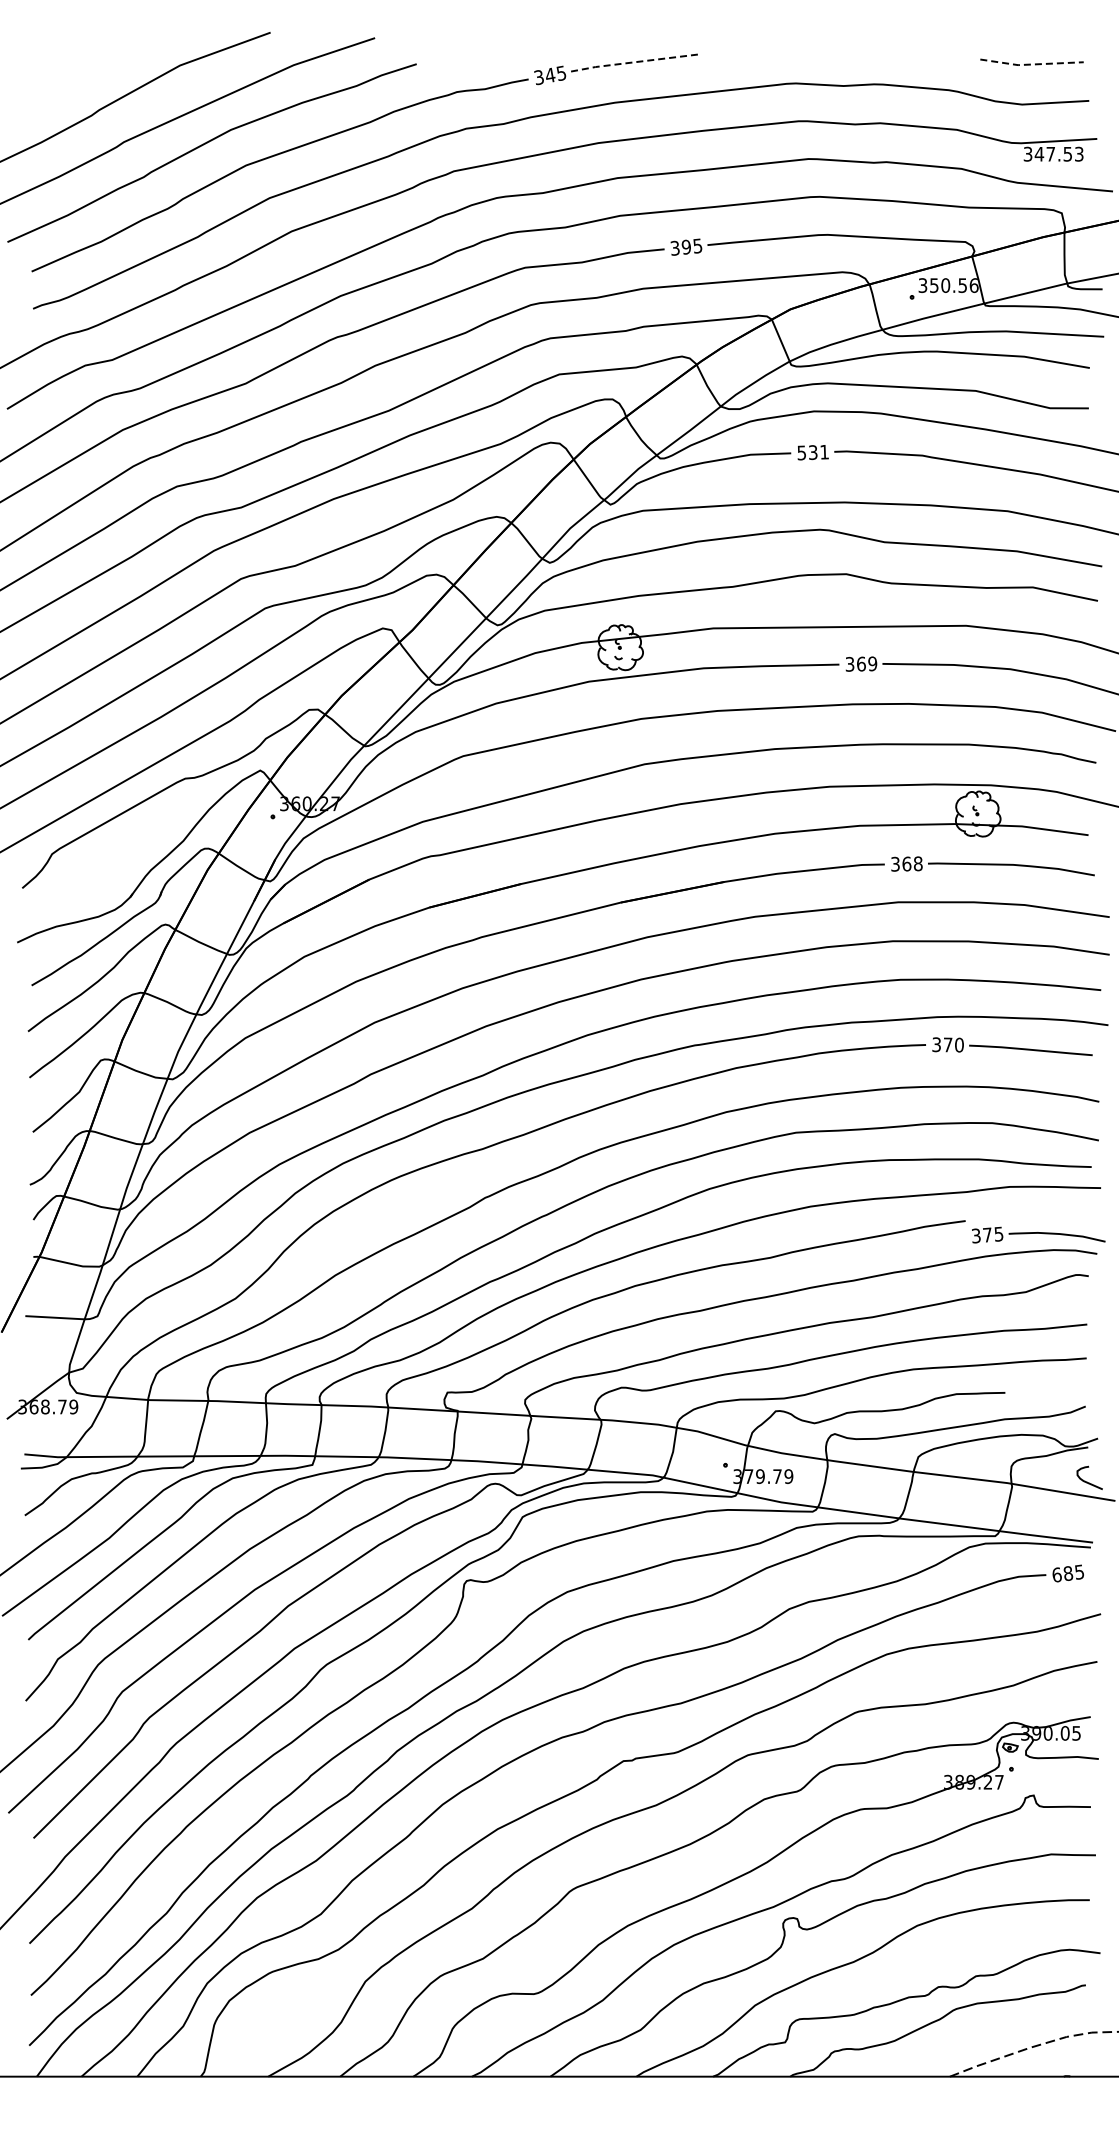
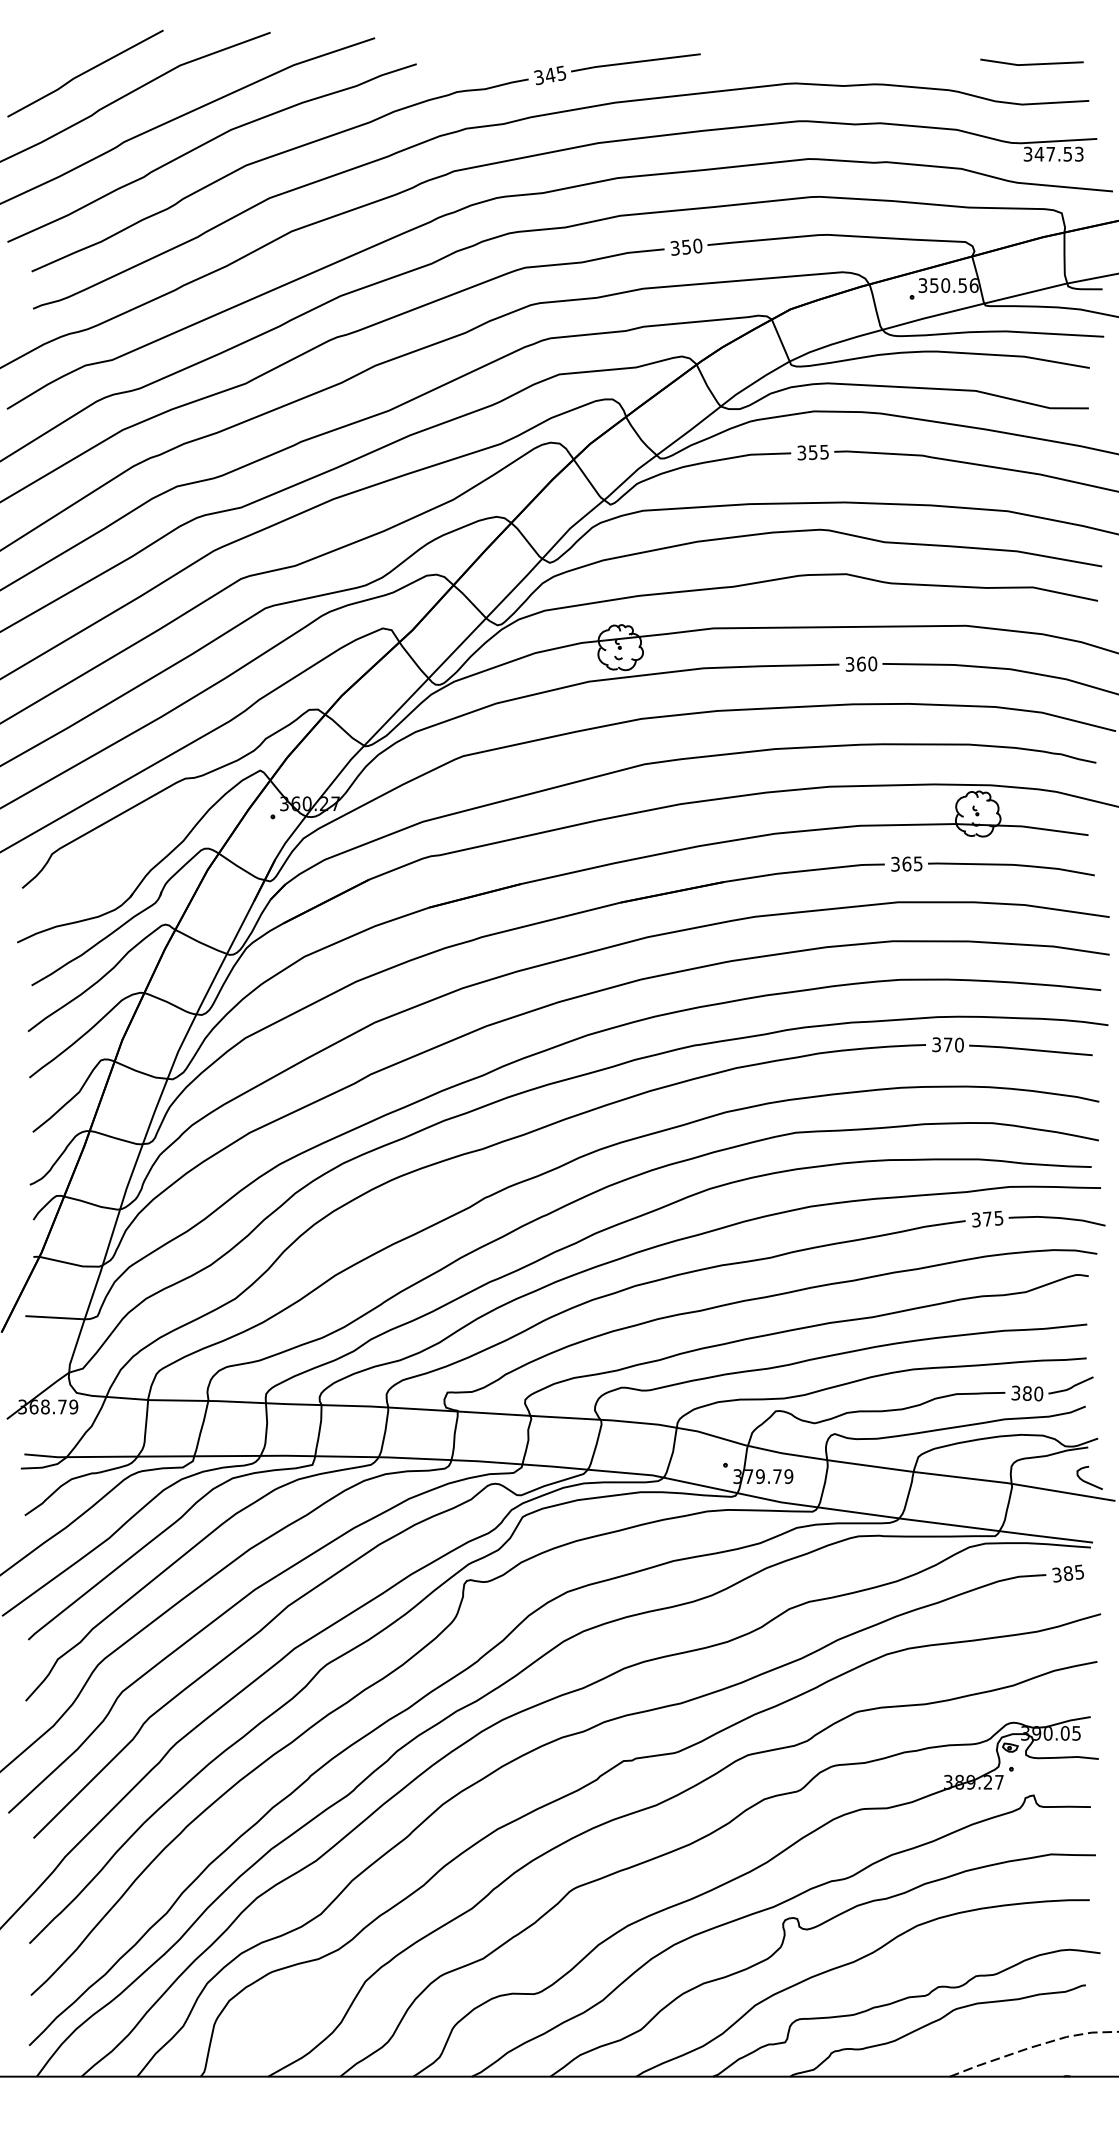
line: dashed -> solid (635, 62)
line: dashed -> solid (1031, 64)
line: none -> present (85, 73)
text: 395 -> 350 (691, 246)
text: 531 -> 355 (812, 451)
text: 369 -> 360 (872, 663)
text: 368 -> 365 (918, 863)
part position: (1038, 1234) -> (1038, 1218) (1038, 1218)
part: none -> present (1052, 1388)
text: 685 -> 385 (1056, 1574)
